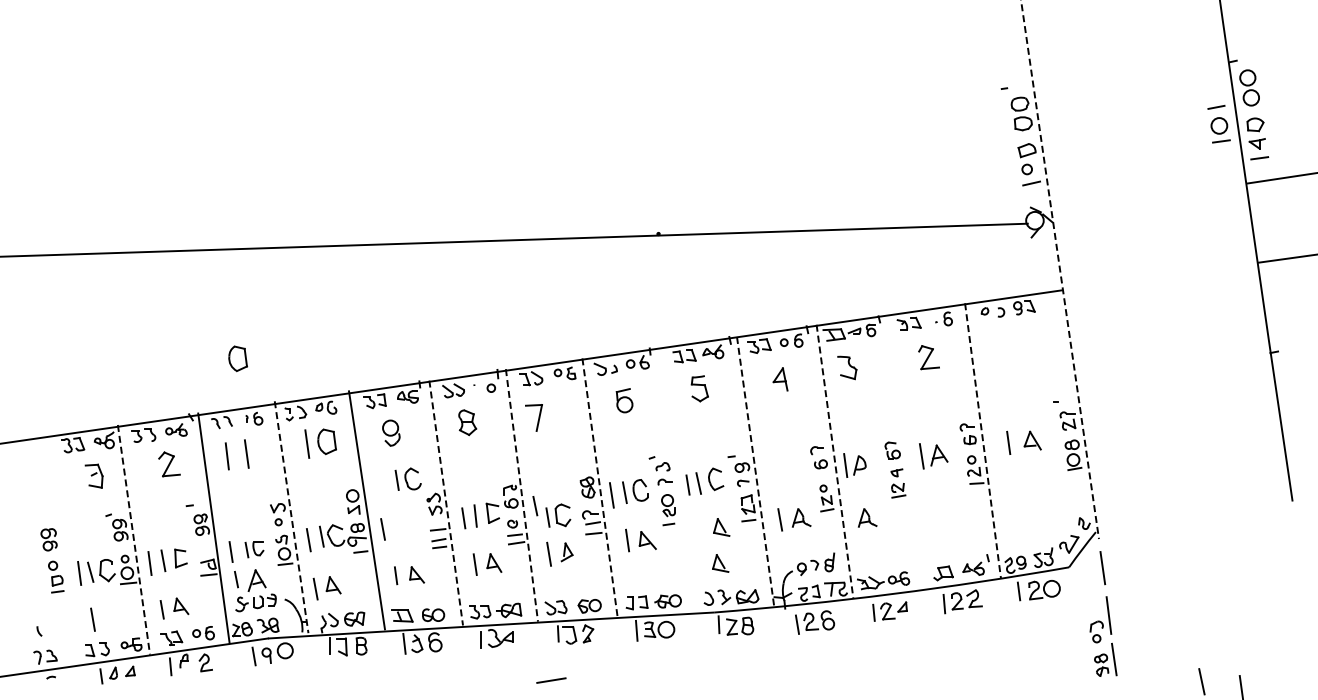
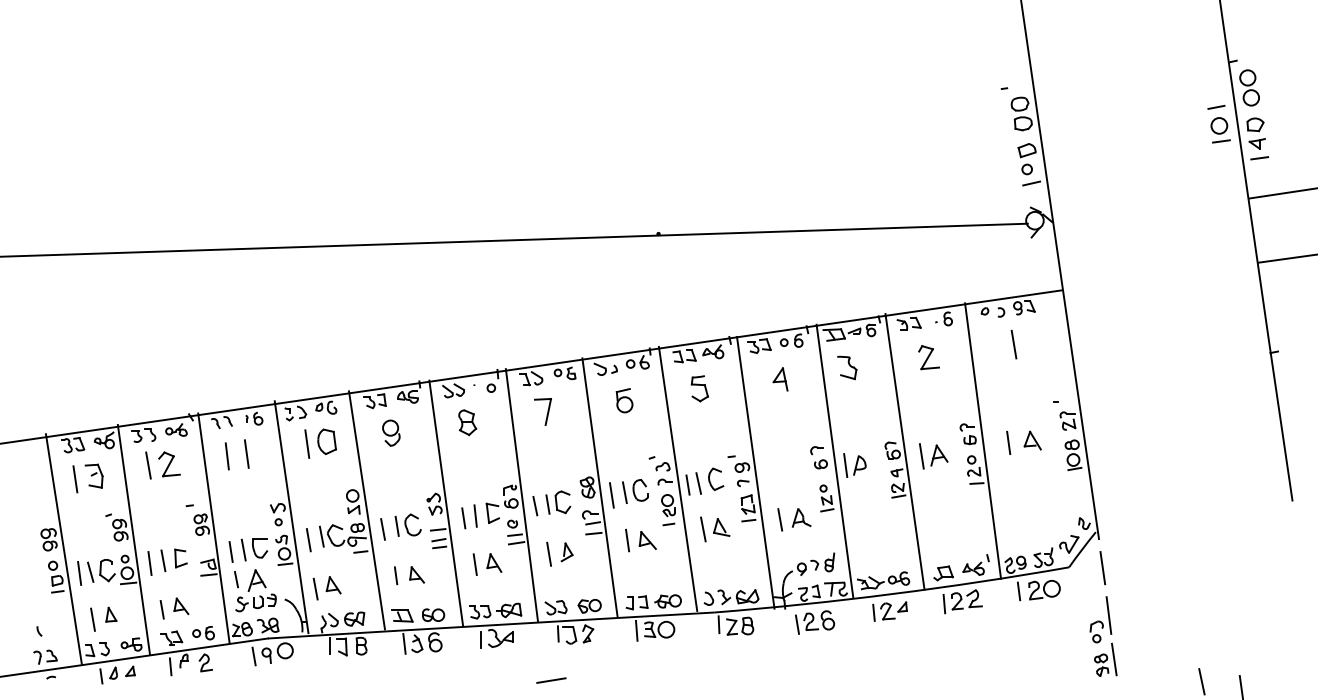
line position: (1280, 178) -> (1281, 193) (1281, 193)
line: dashed -> solid (1060, 269)
line: none -> present (1013, 344)
part: present -> none (237, 358)
part position: (533, 417) -> (542, 411) (542, 411)
line: dashed -> solid (983, 441)
line: none -> present (904, 451)
line: dashed -> solid (834, 461)
line: none -> present (148, 465)
line: dashed -> solid (755, 473)
part position: (407, 478) -> (407, 524) (407, 524)
line: none -> present (677, 478)
line: none -> present (75, 479)
line: dashed -> solid (600, 487)
line: dashed -> solid (522, 495)
line: dashed -> solid (446, 503)
part position: (558, 515) -> (558, 502) (558, 502)
line: dashed -> solid (291, 517)
part: present -> none (867, 517)
line: none -> present (703, 529)
line: dashed -> solid (133, 539)
line: none -> present (63, 549)
part size: 21x18 px -> 29x24 px (254, 549)
part: present -> none (720, 563)
part: none -> present (111, 614)
